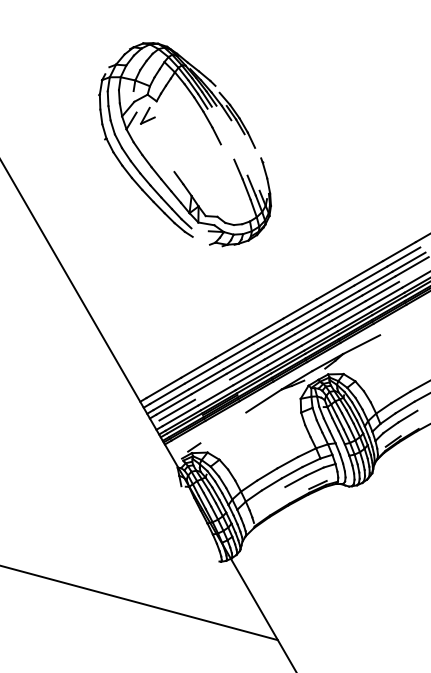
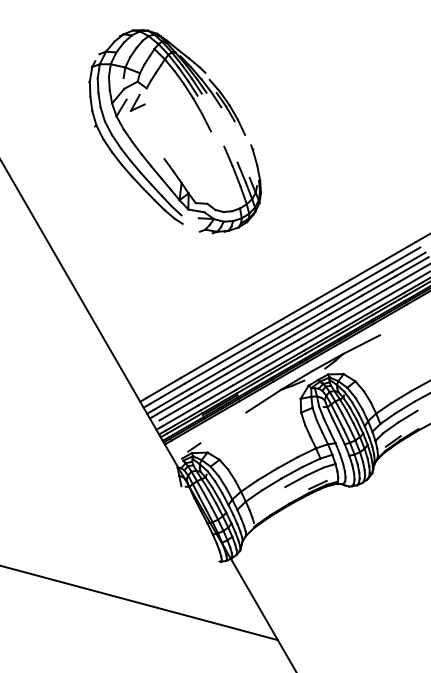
part position: (175, 171) -> (165, 158) (165, 158)
line: none -> present (413, 273)
line: none -> present (212, 389)
